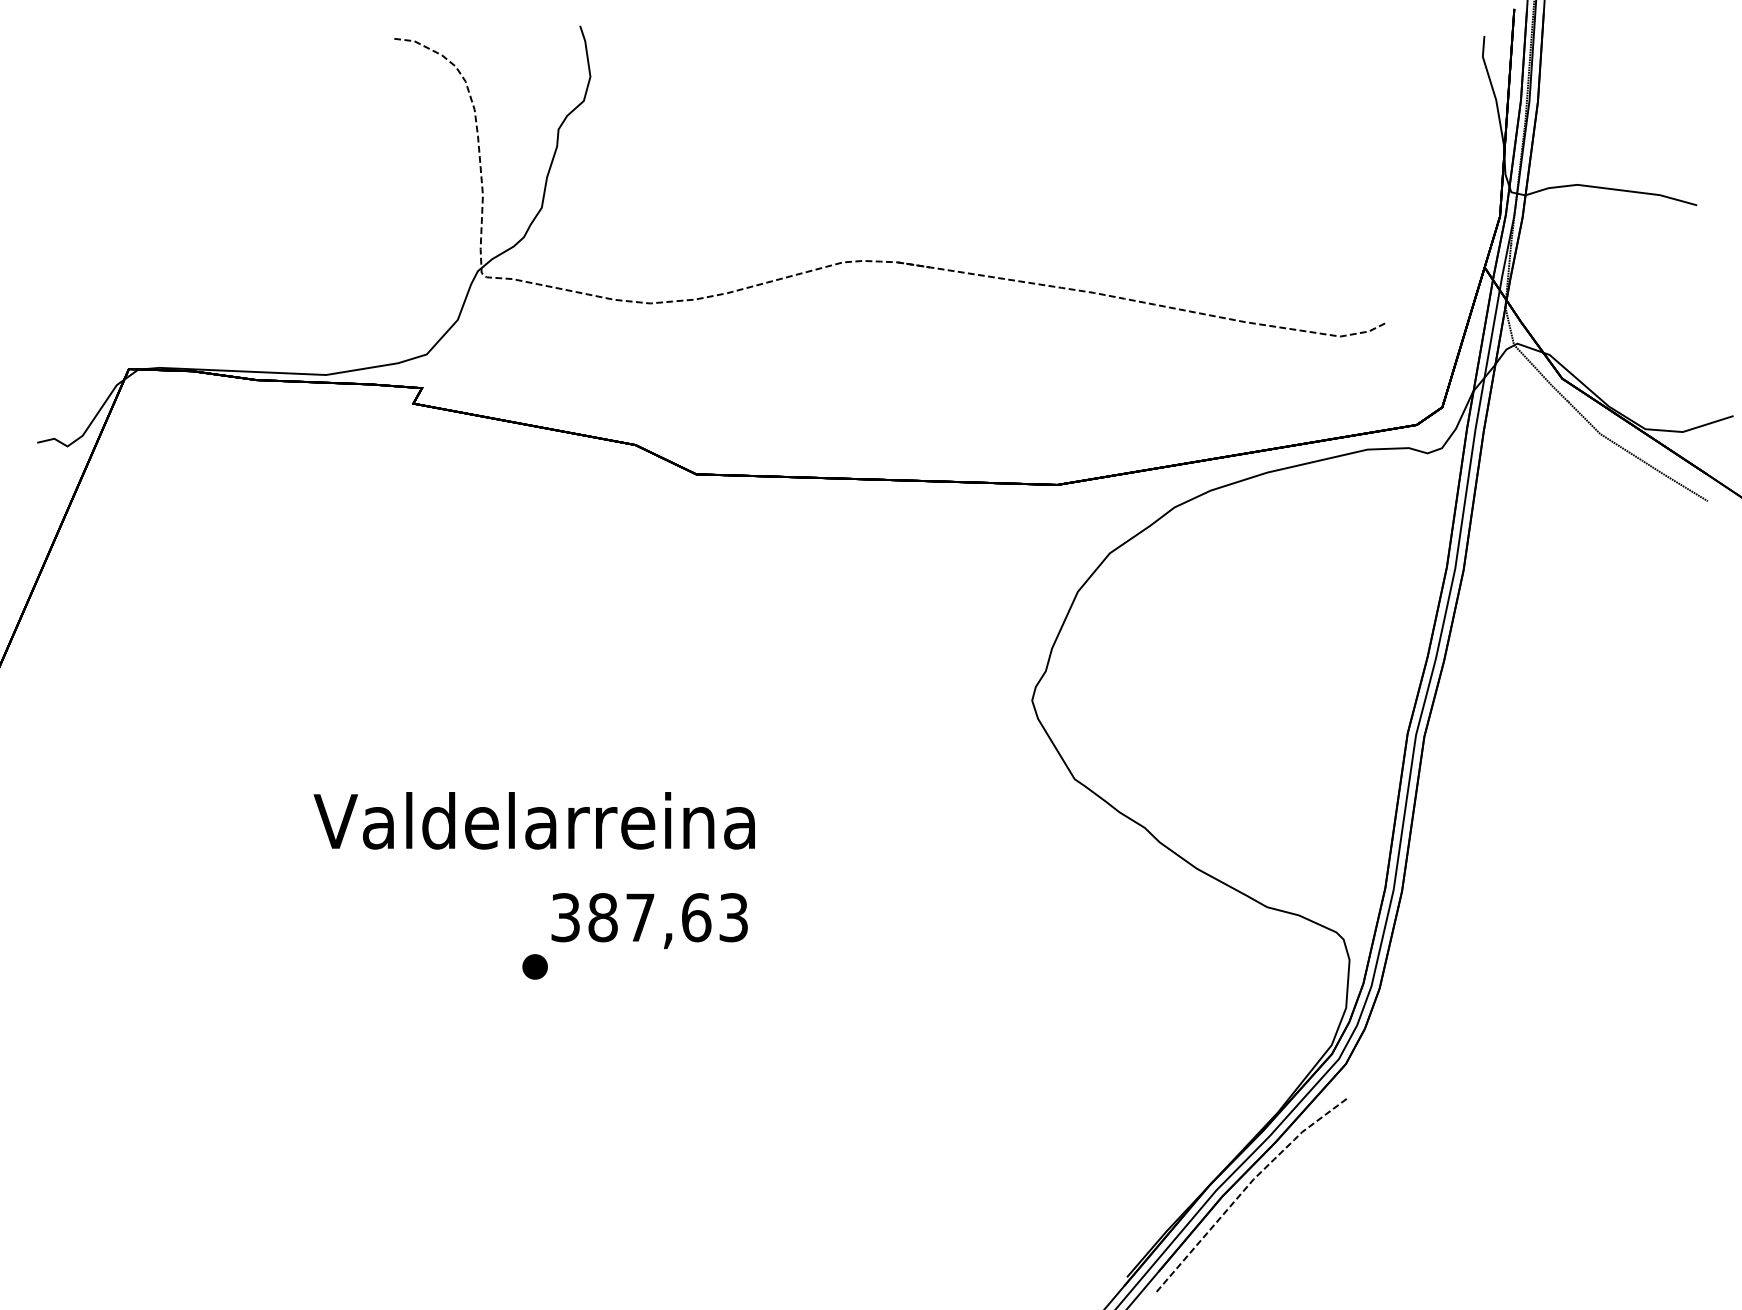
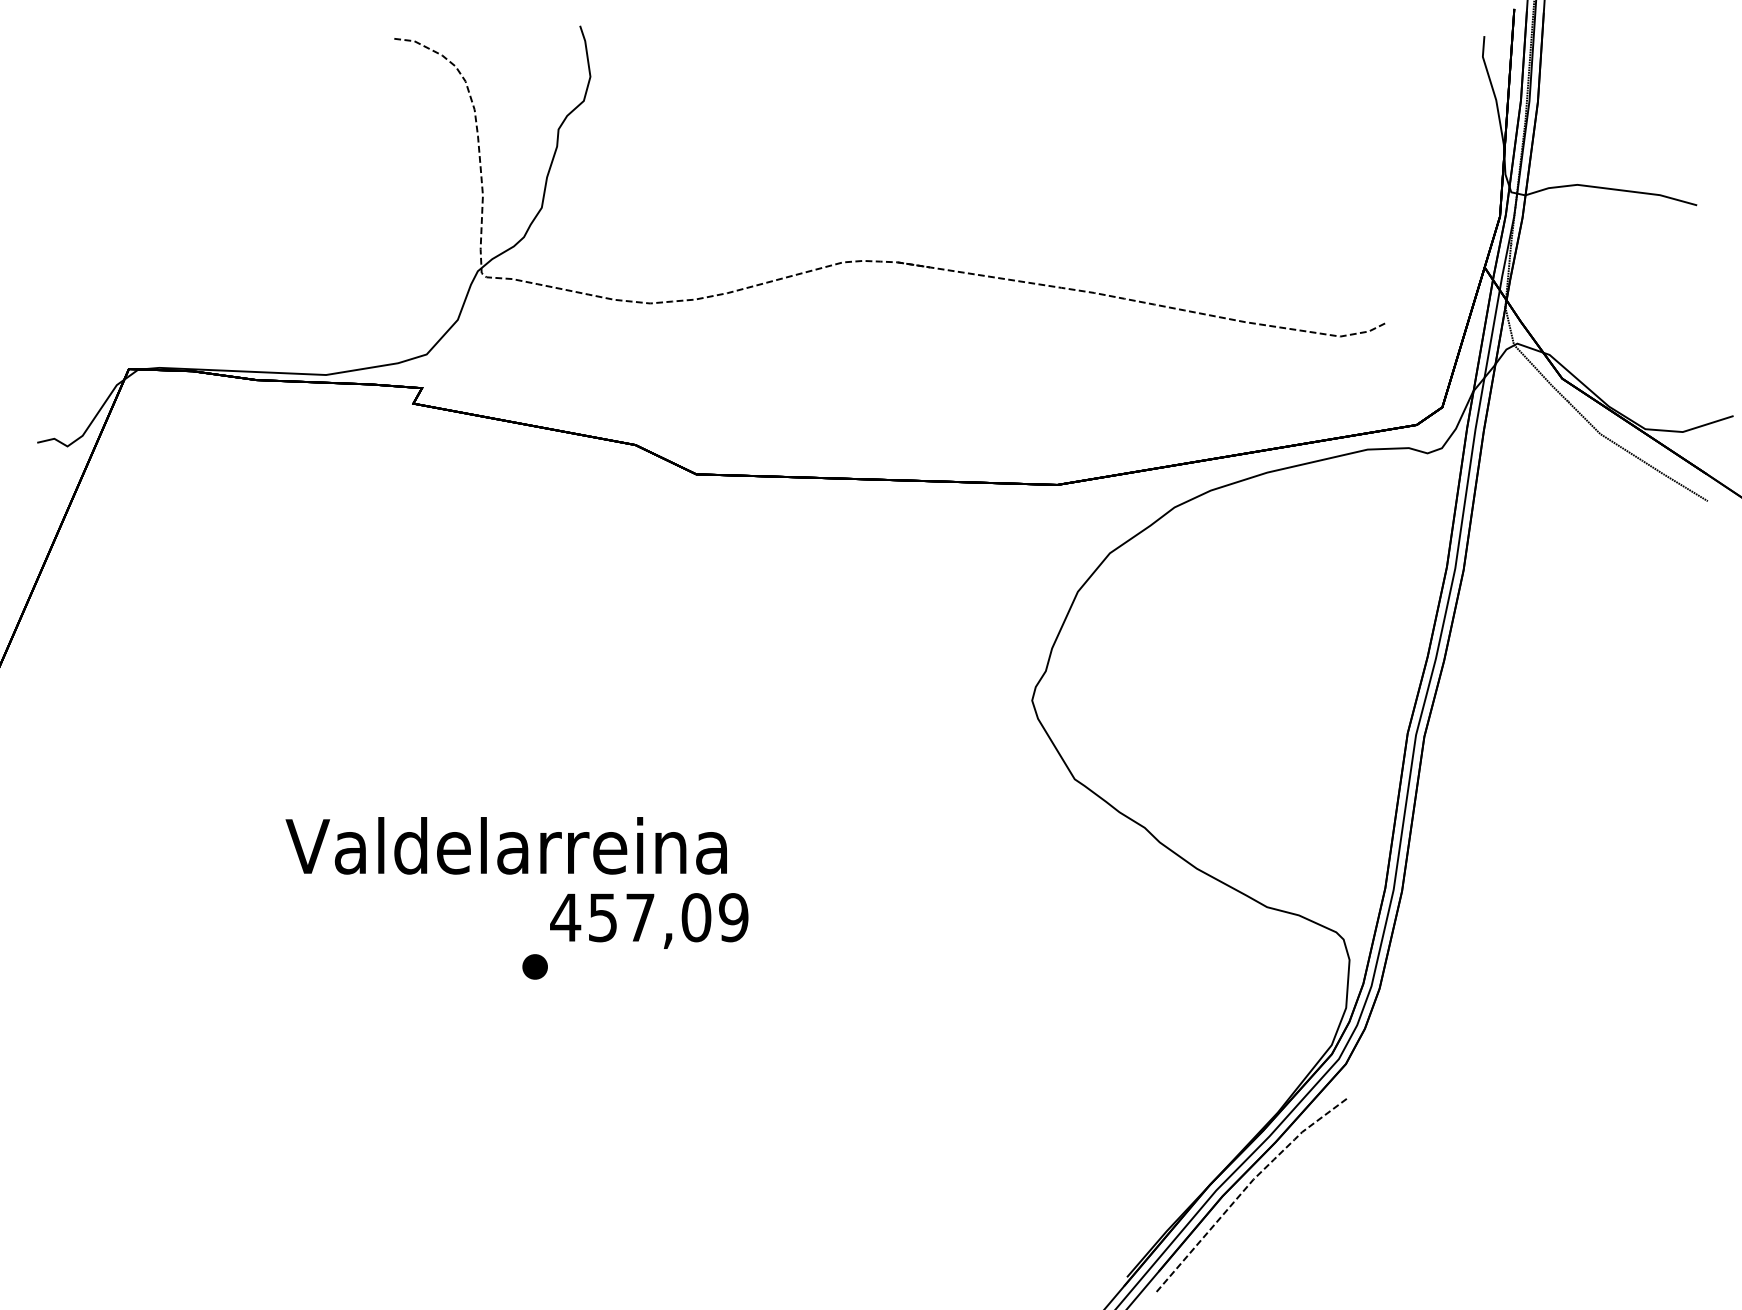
text position: (533, 820) -> (505, 845) (505, 845)
text: 387,63 -> 457,09 (649, 917)
